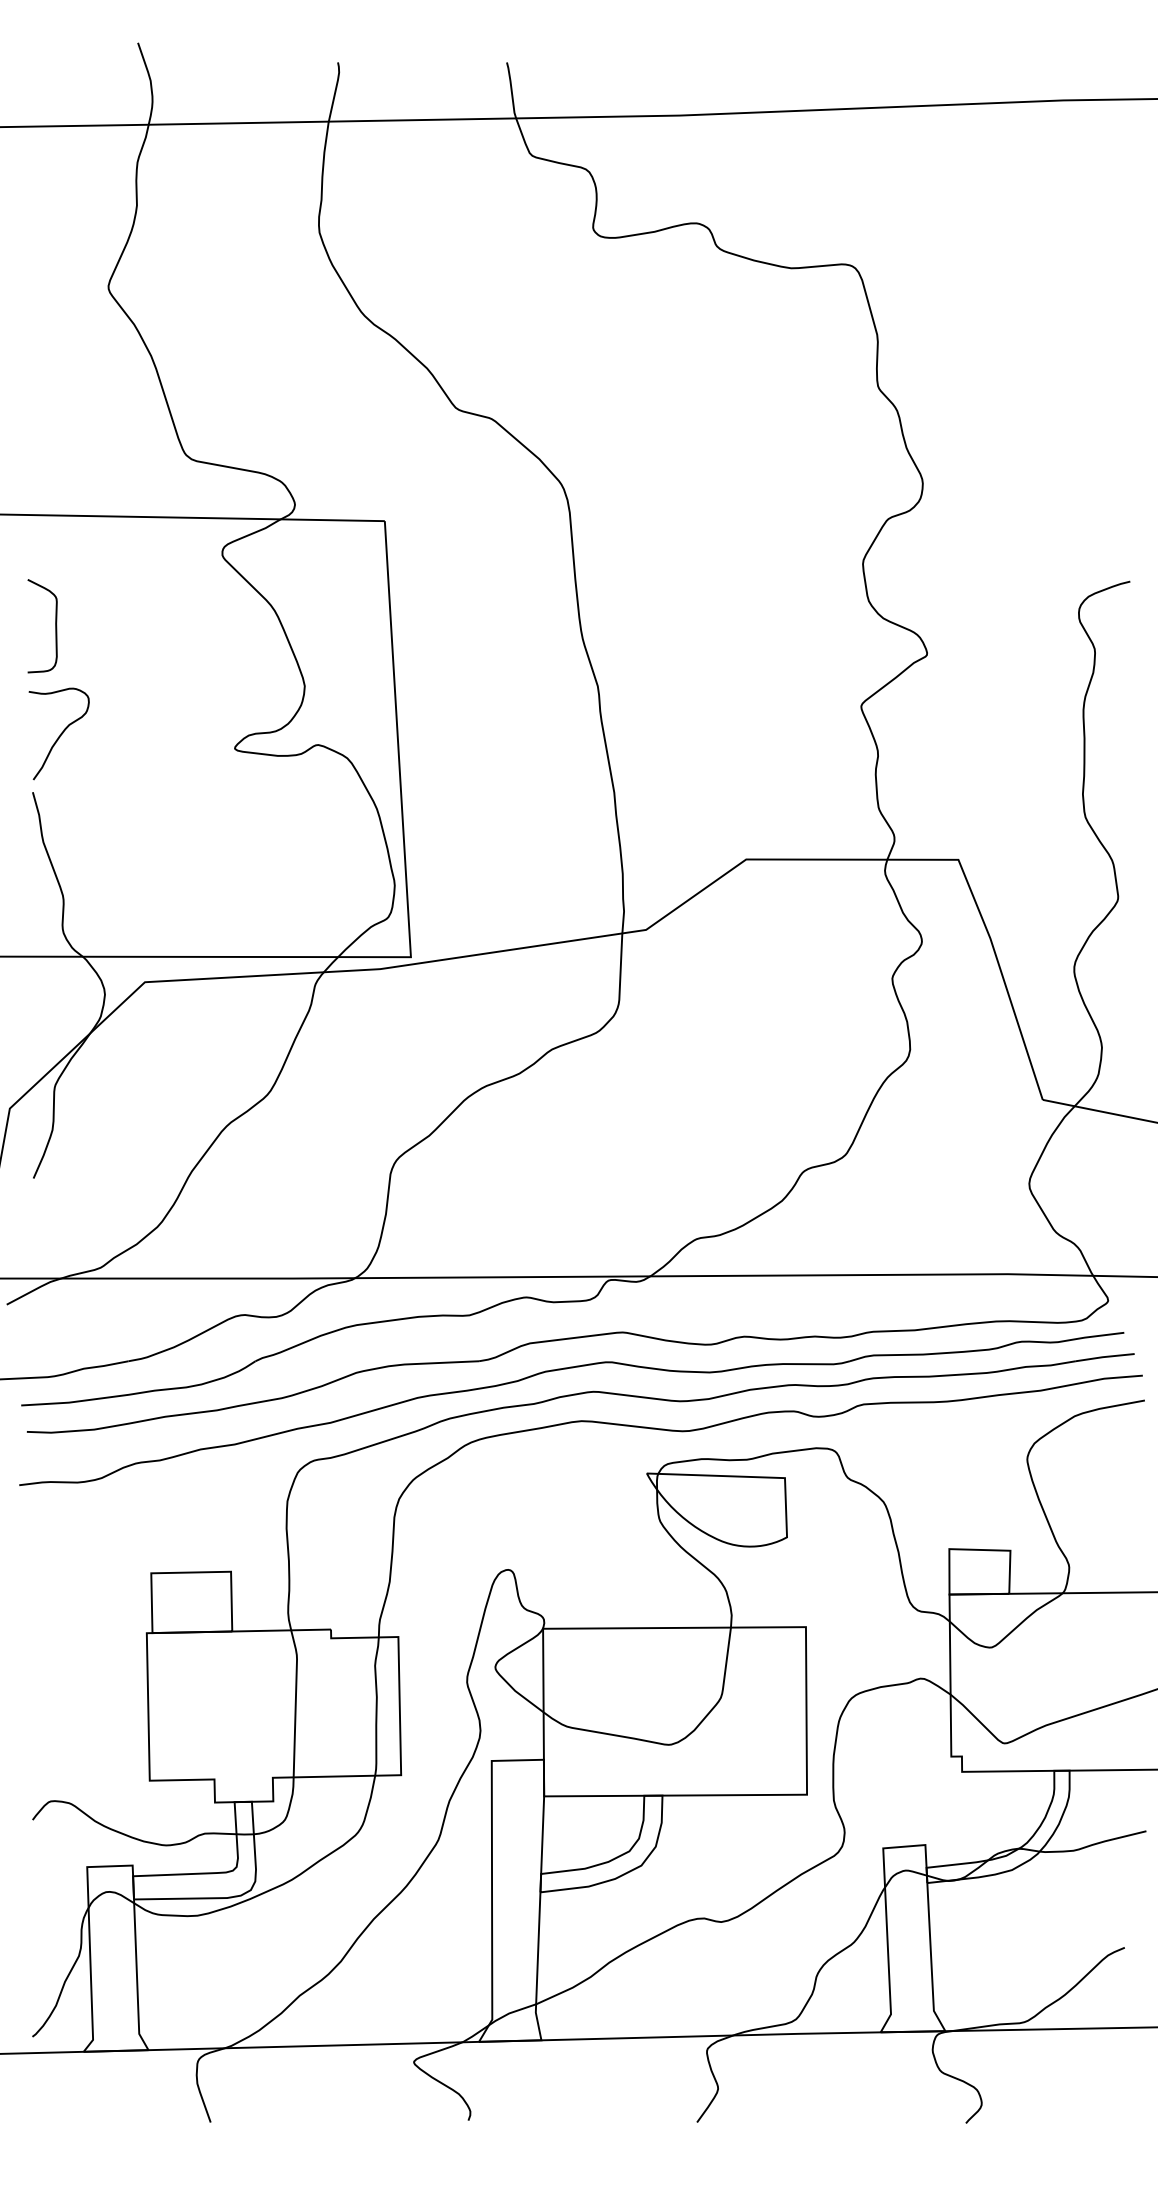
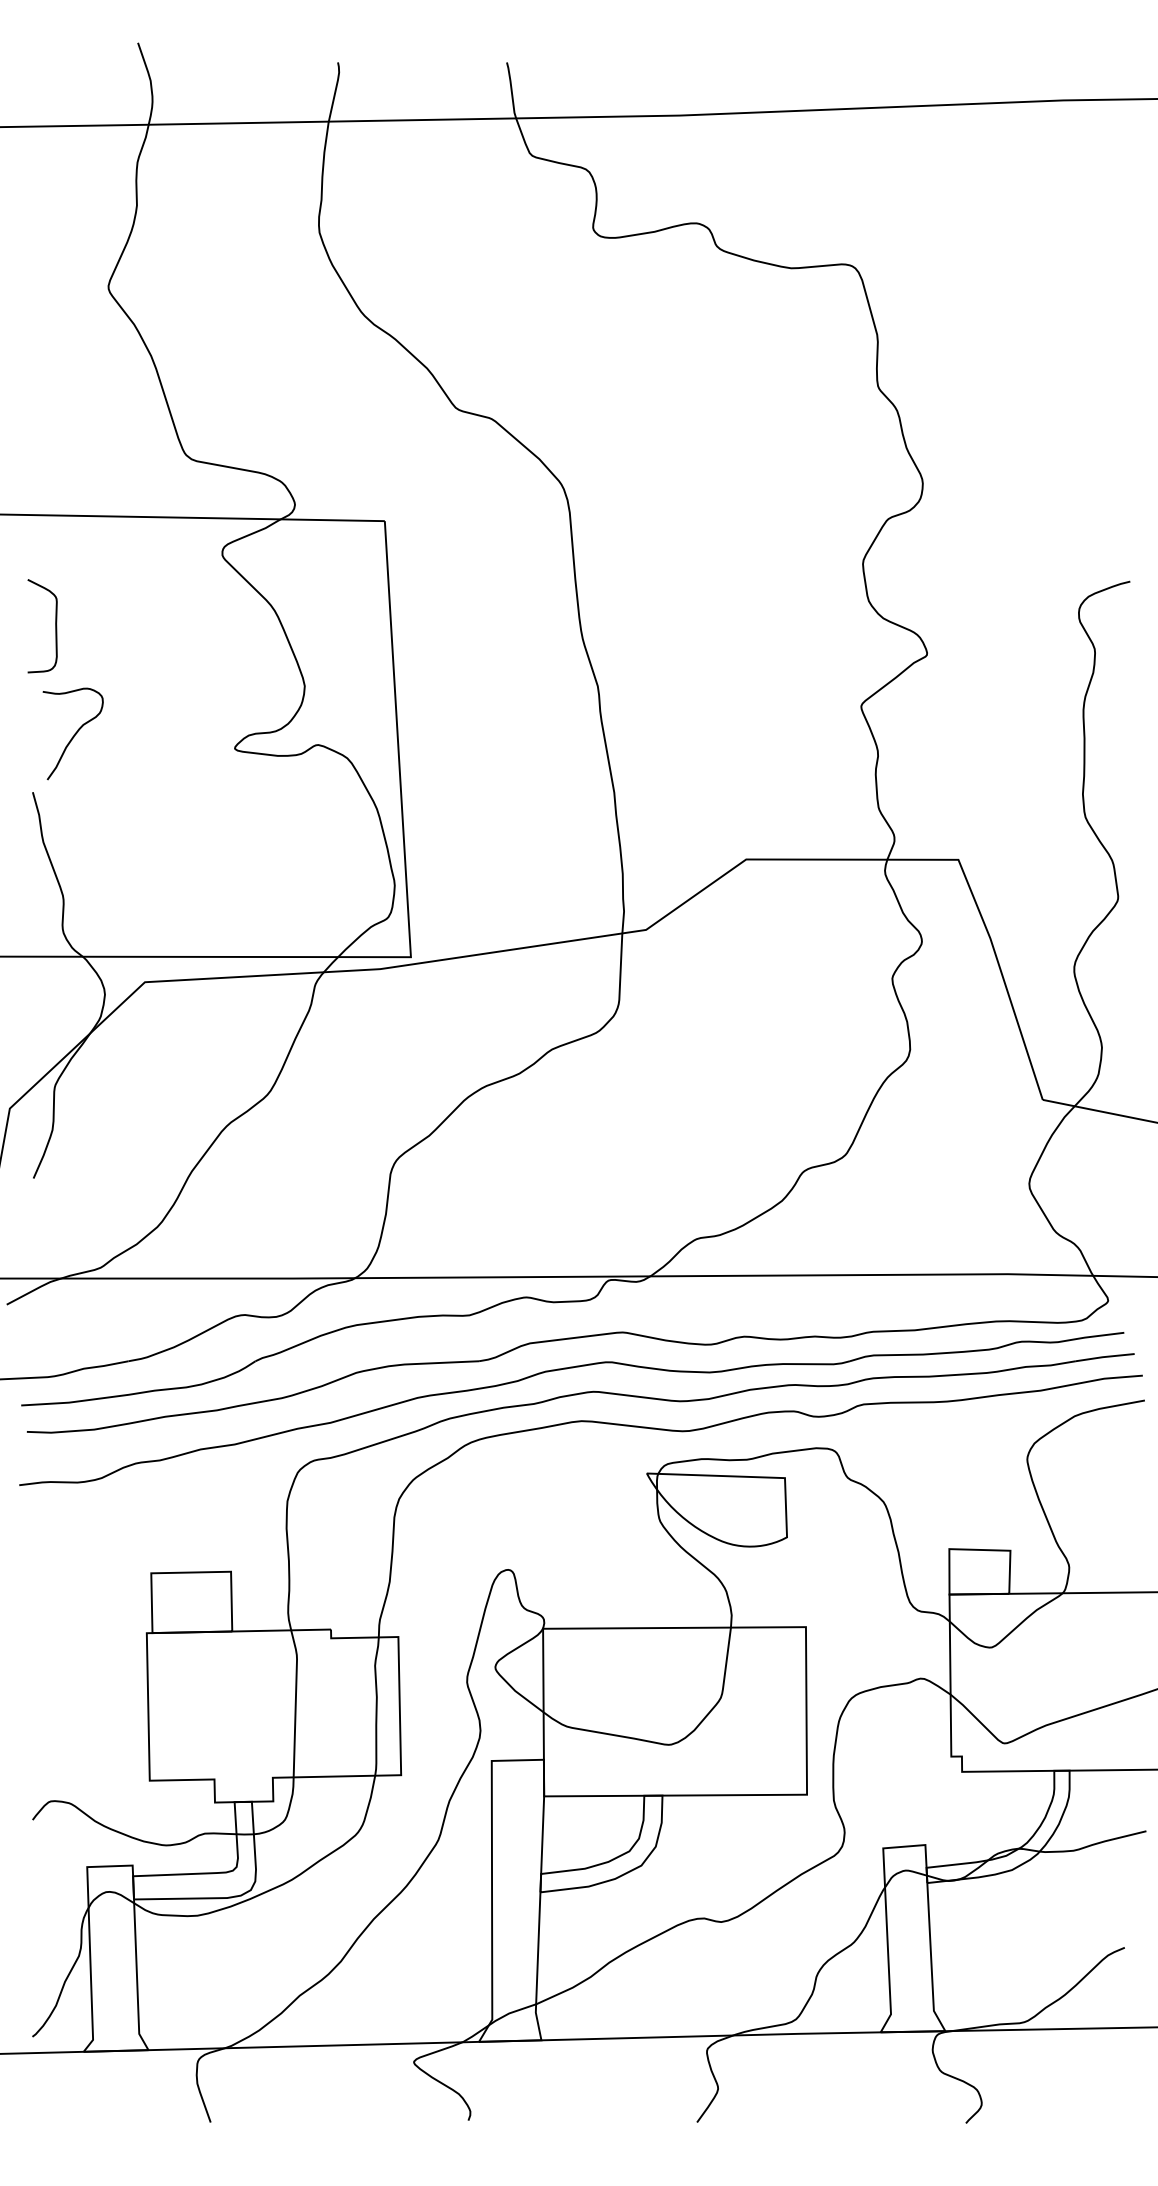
curve position: (60, 733) -> (74, 733) (74, 733)
